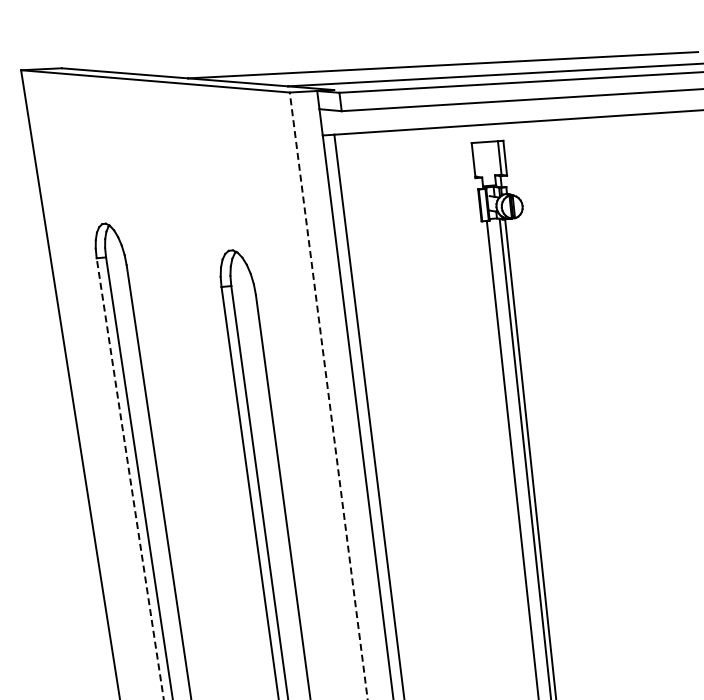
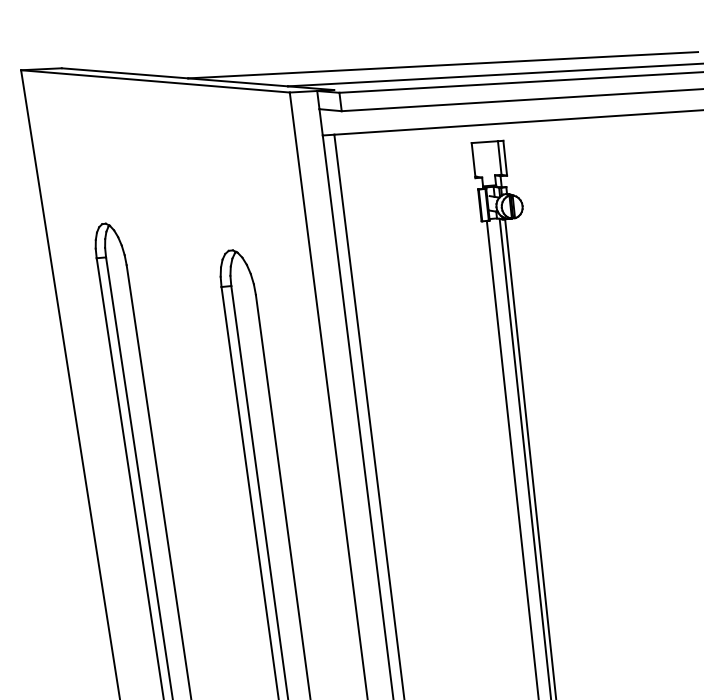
line: dashed -> solid (328, 396)
line: dashed -> solid (130, 478)
